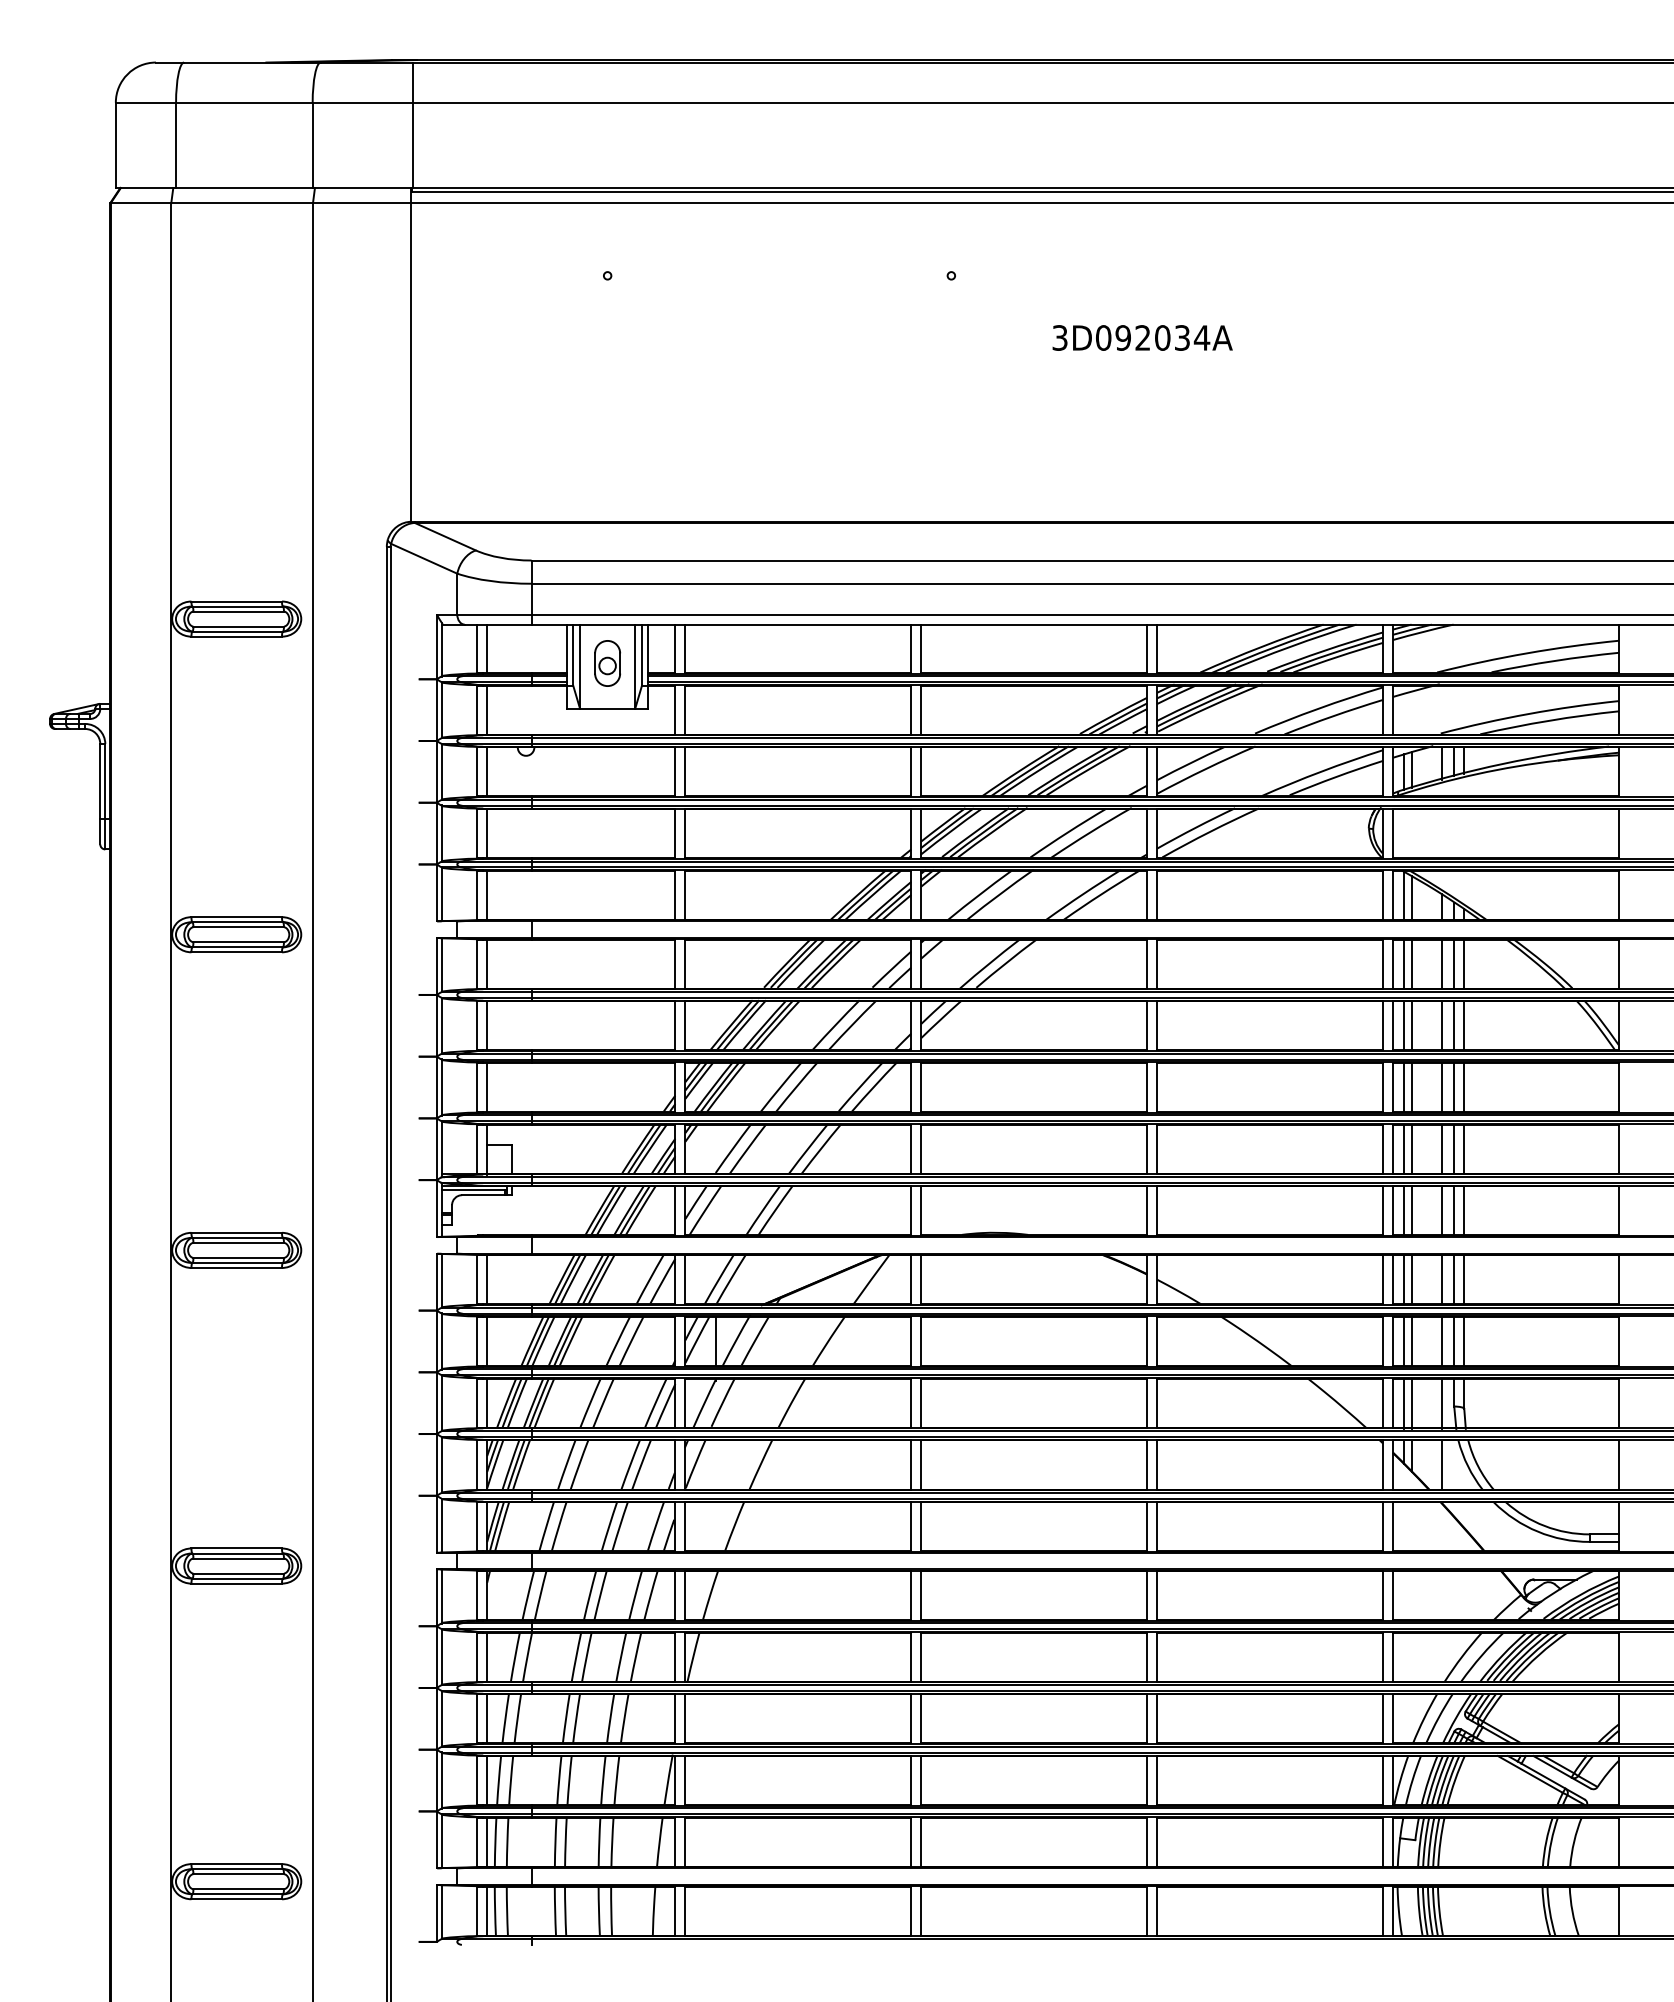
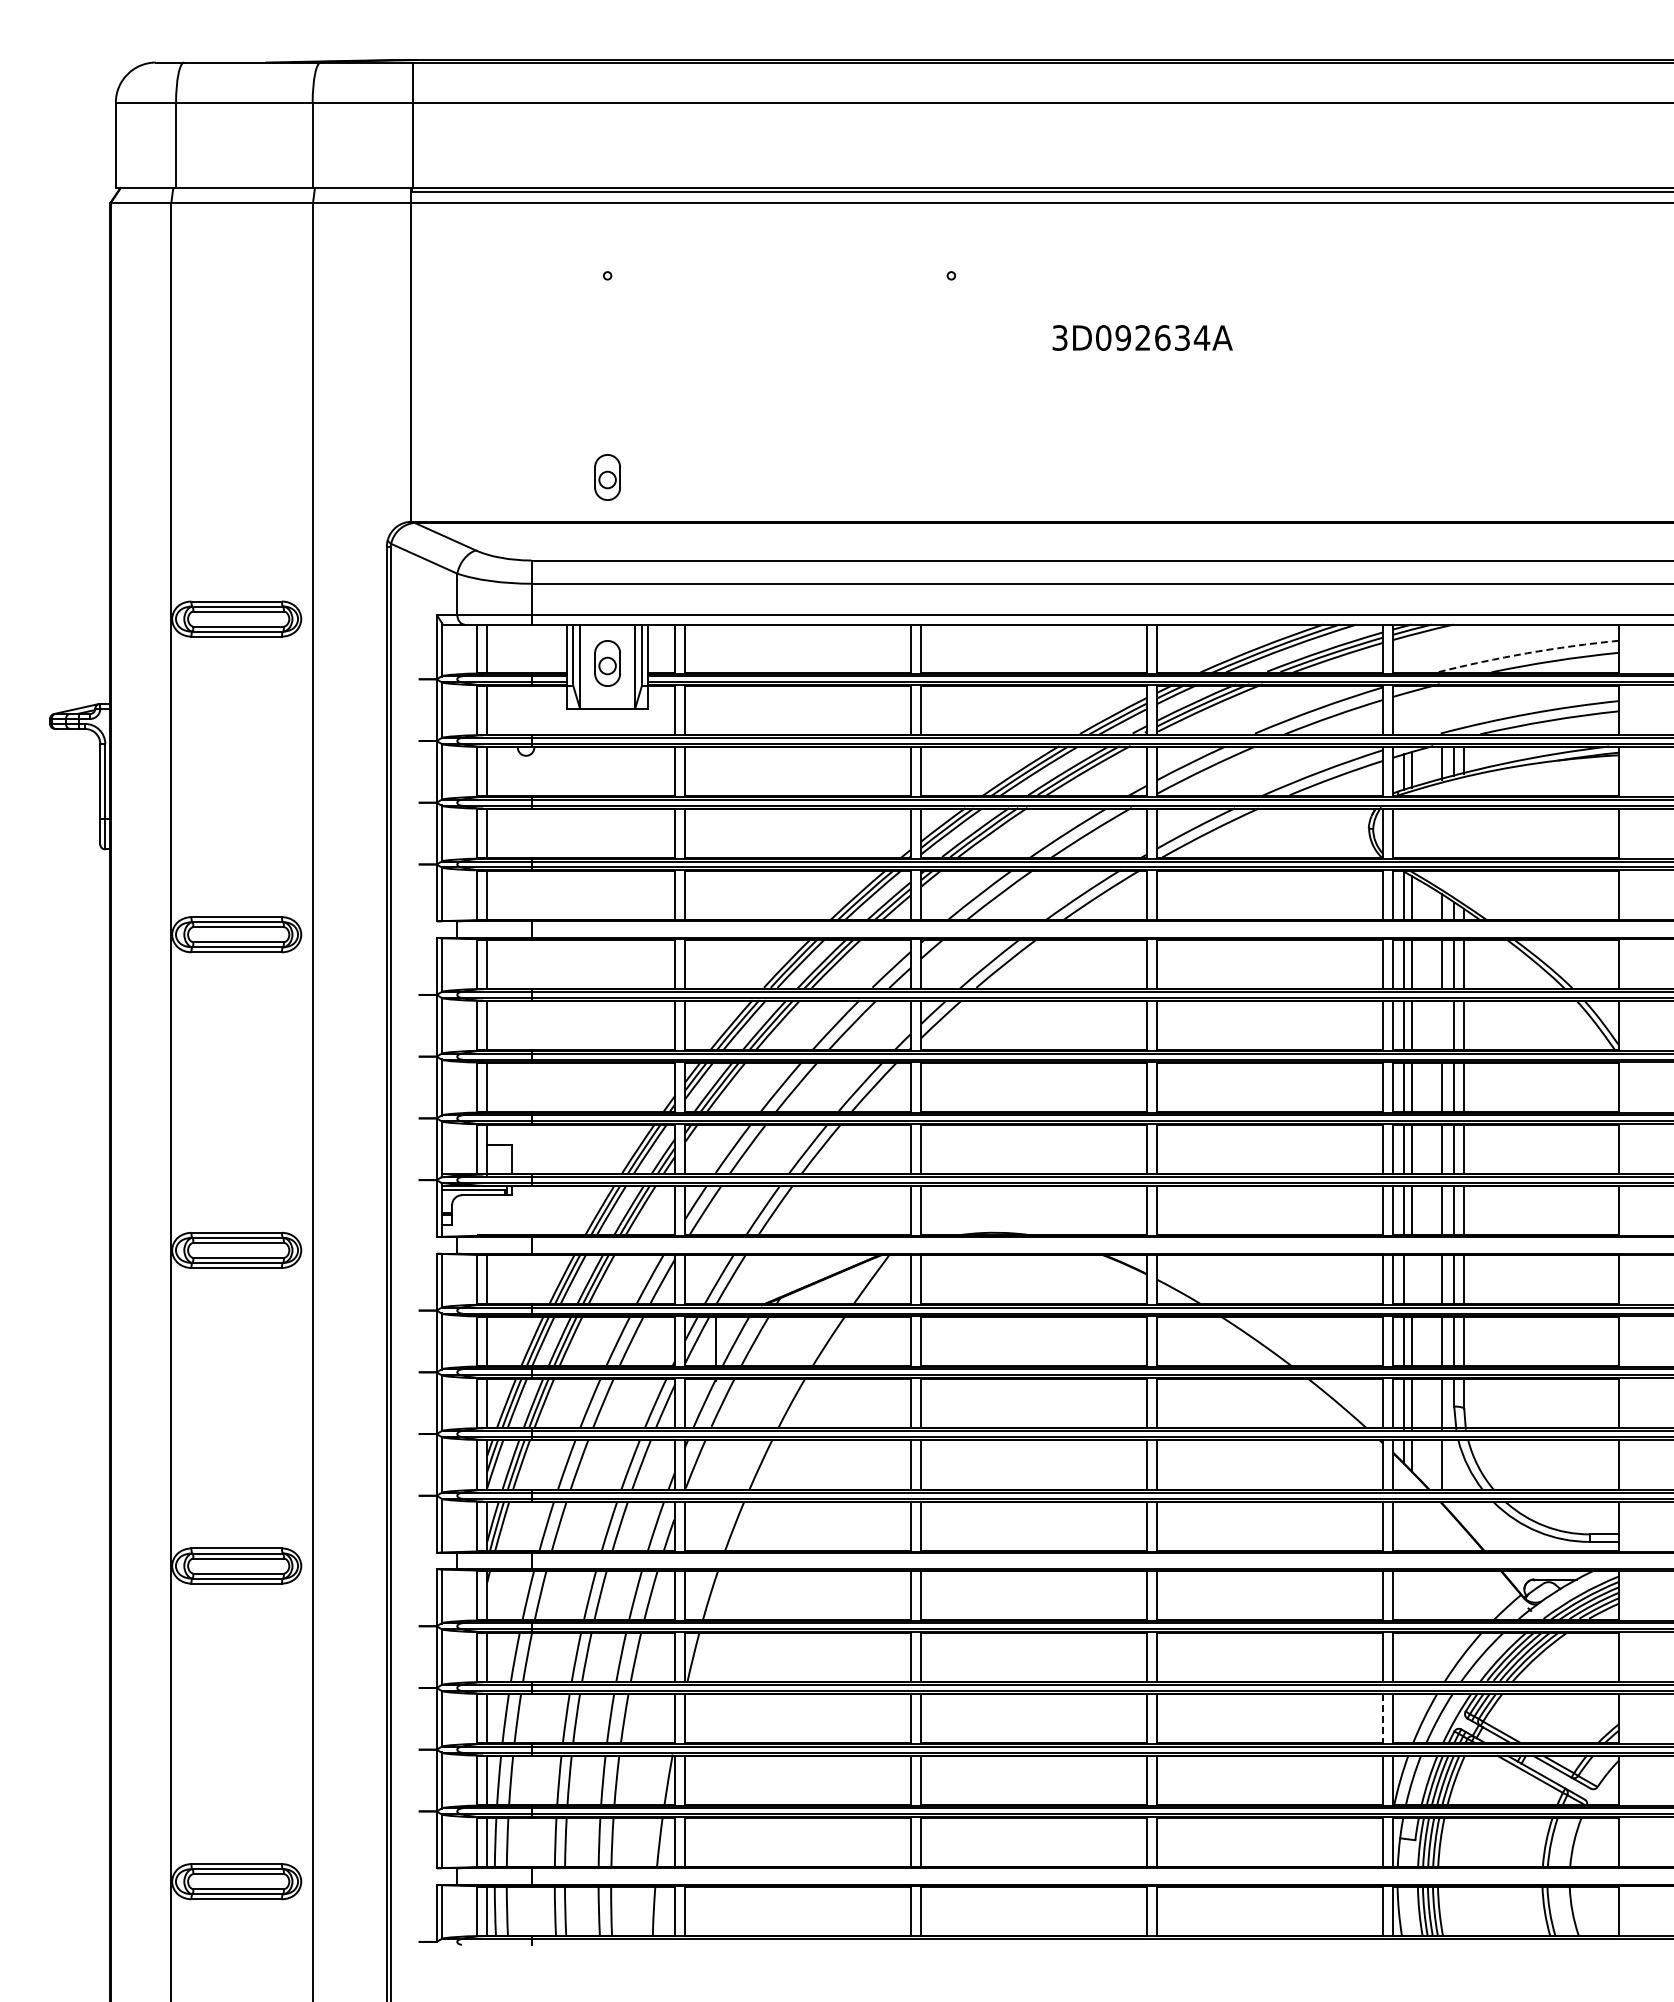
text: 3D092034A -> 3D092634A (1162, 337)
part: none -> present (607, 477)
arc: solid -> dashed (1527, 653)
line: present -> none (1441, 1025)
line: present -> none (1411, 1279)
line: solid -> dashed (1382, 1718)
